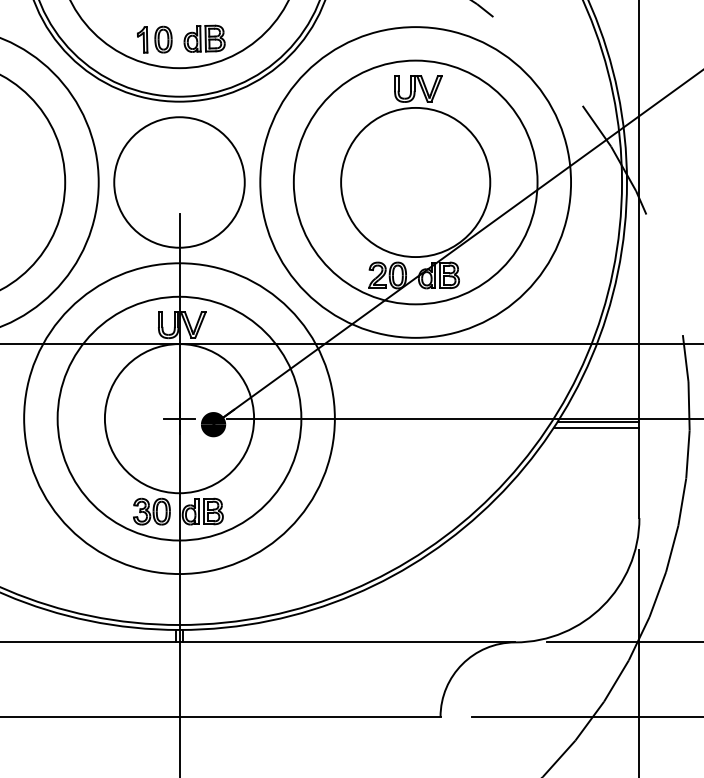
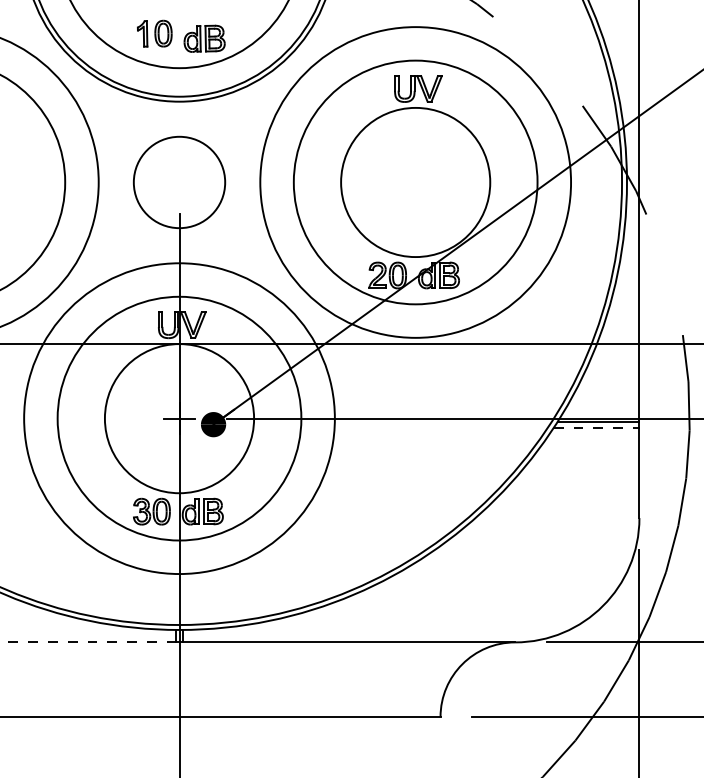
part position: (154, 39) -> (154, 33) (154, 33)
circle diameter: 131 px -> 91 px (179, 182)
line: solid -> dashed (596, 427)
line: solid -> dashed (88, 642)
